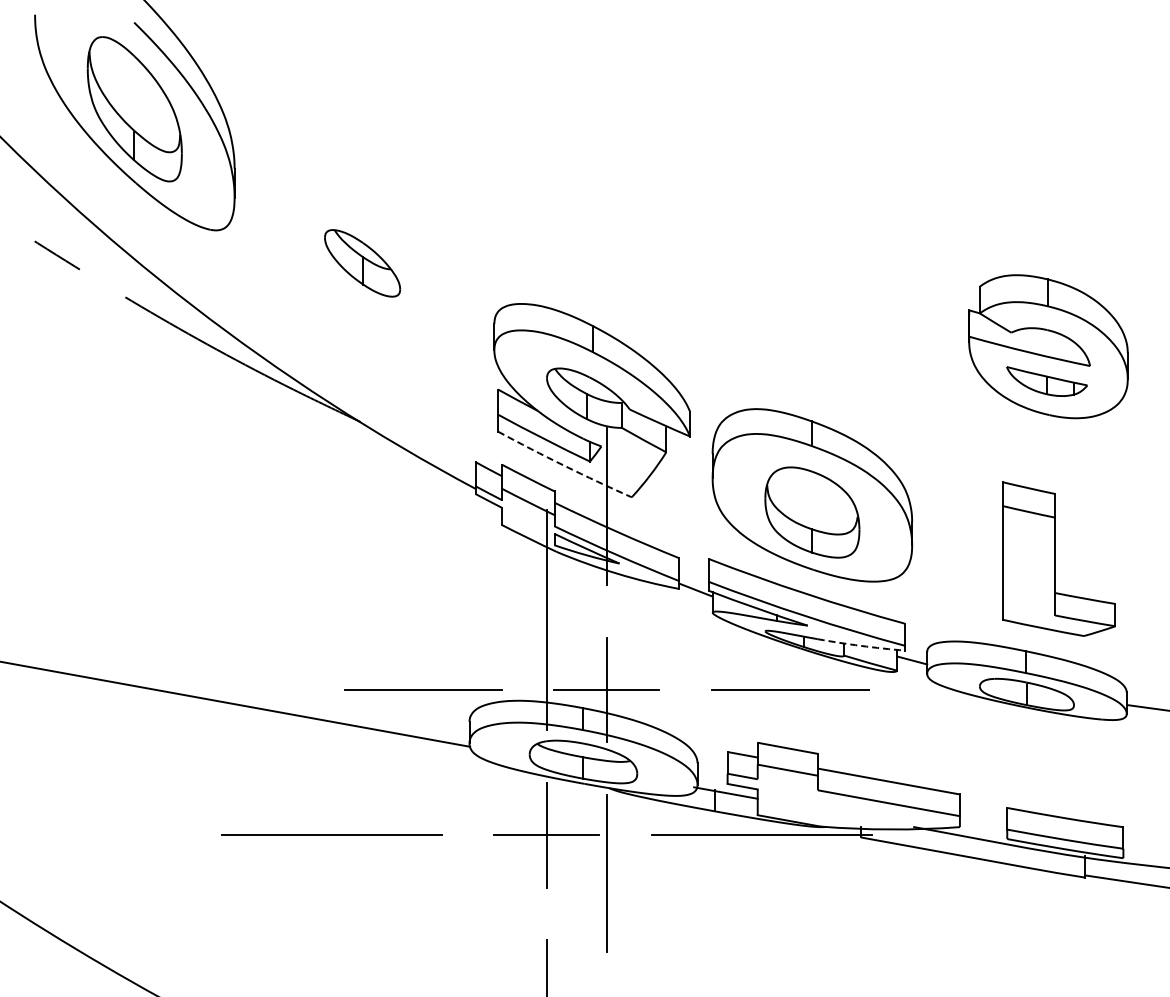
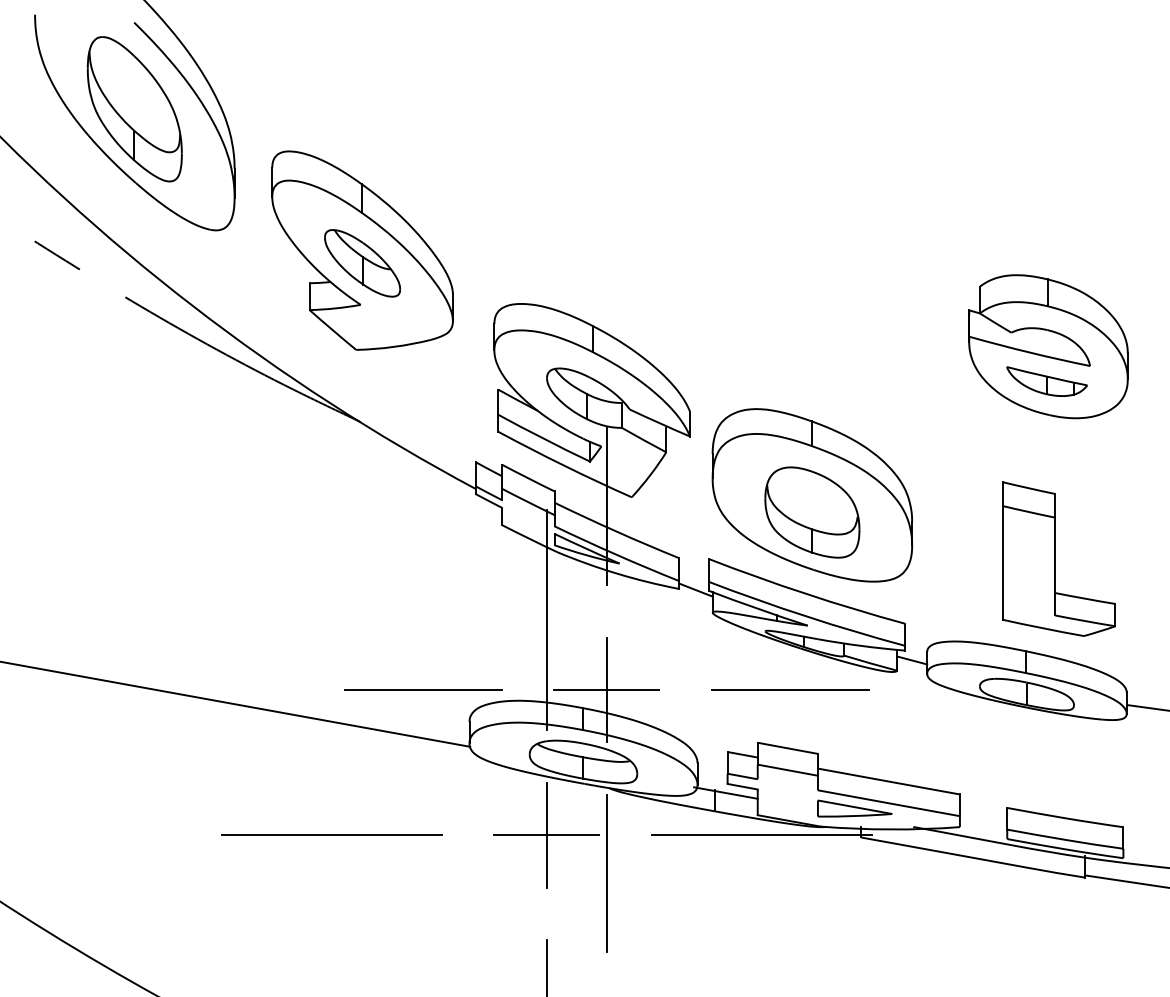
part: none -> present (362, 250)
arc: dashed -> solid (564, 465)
arc: dashed -> solid (861, 645)
part: none -> present (854, 808)
